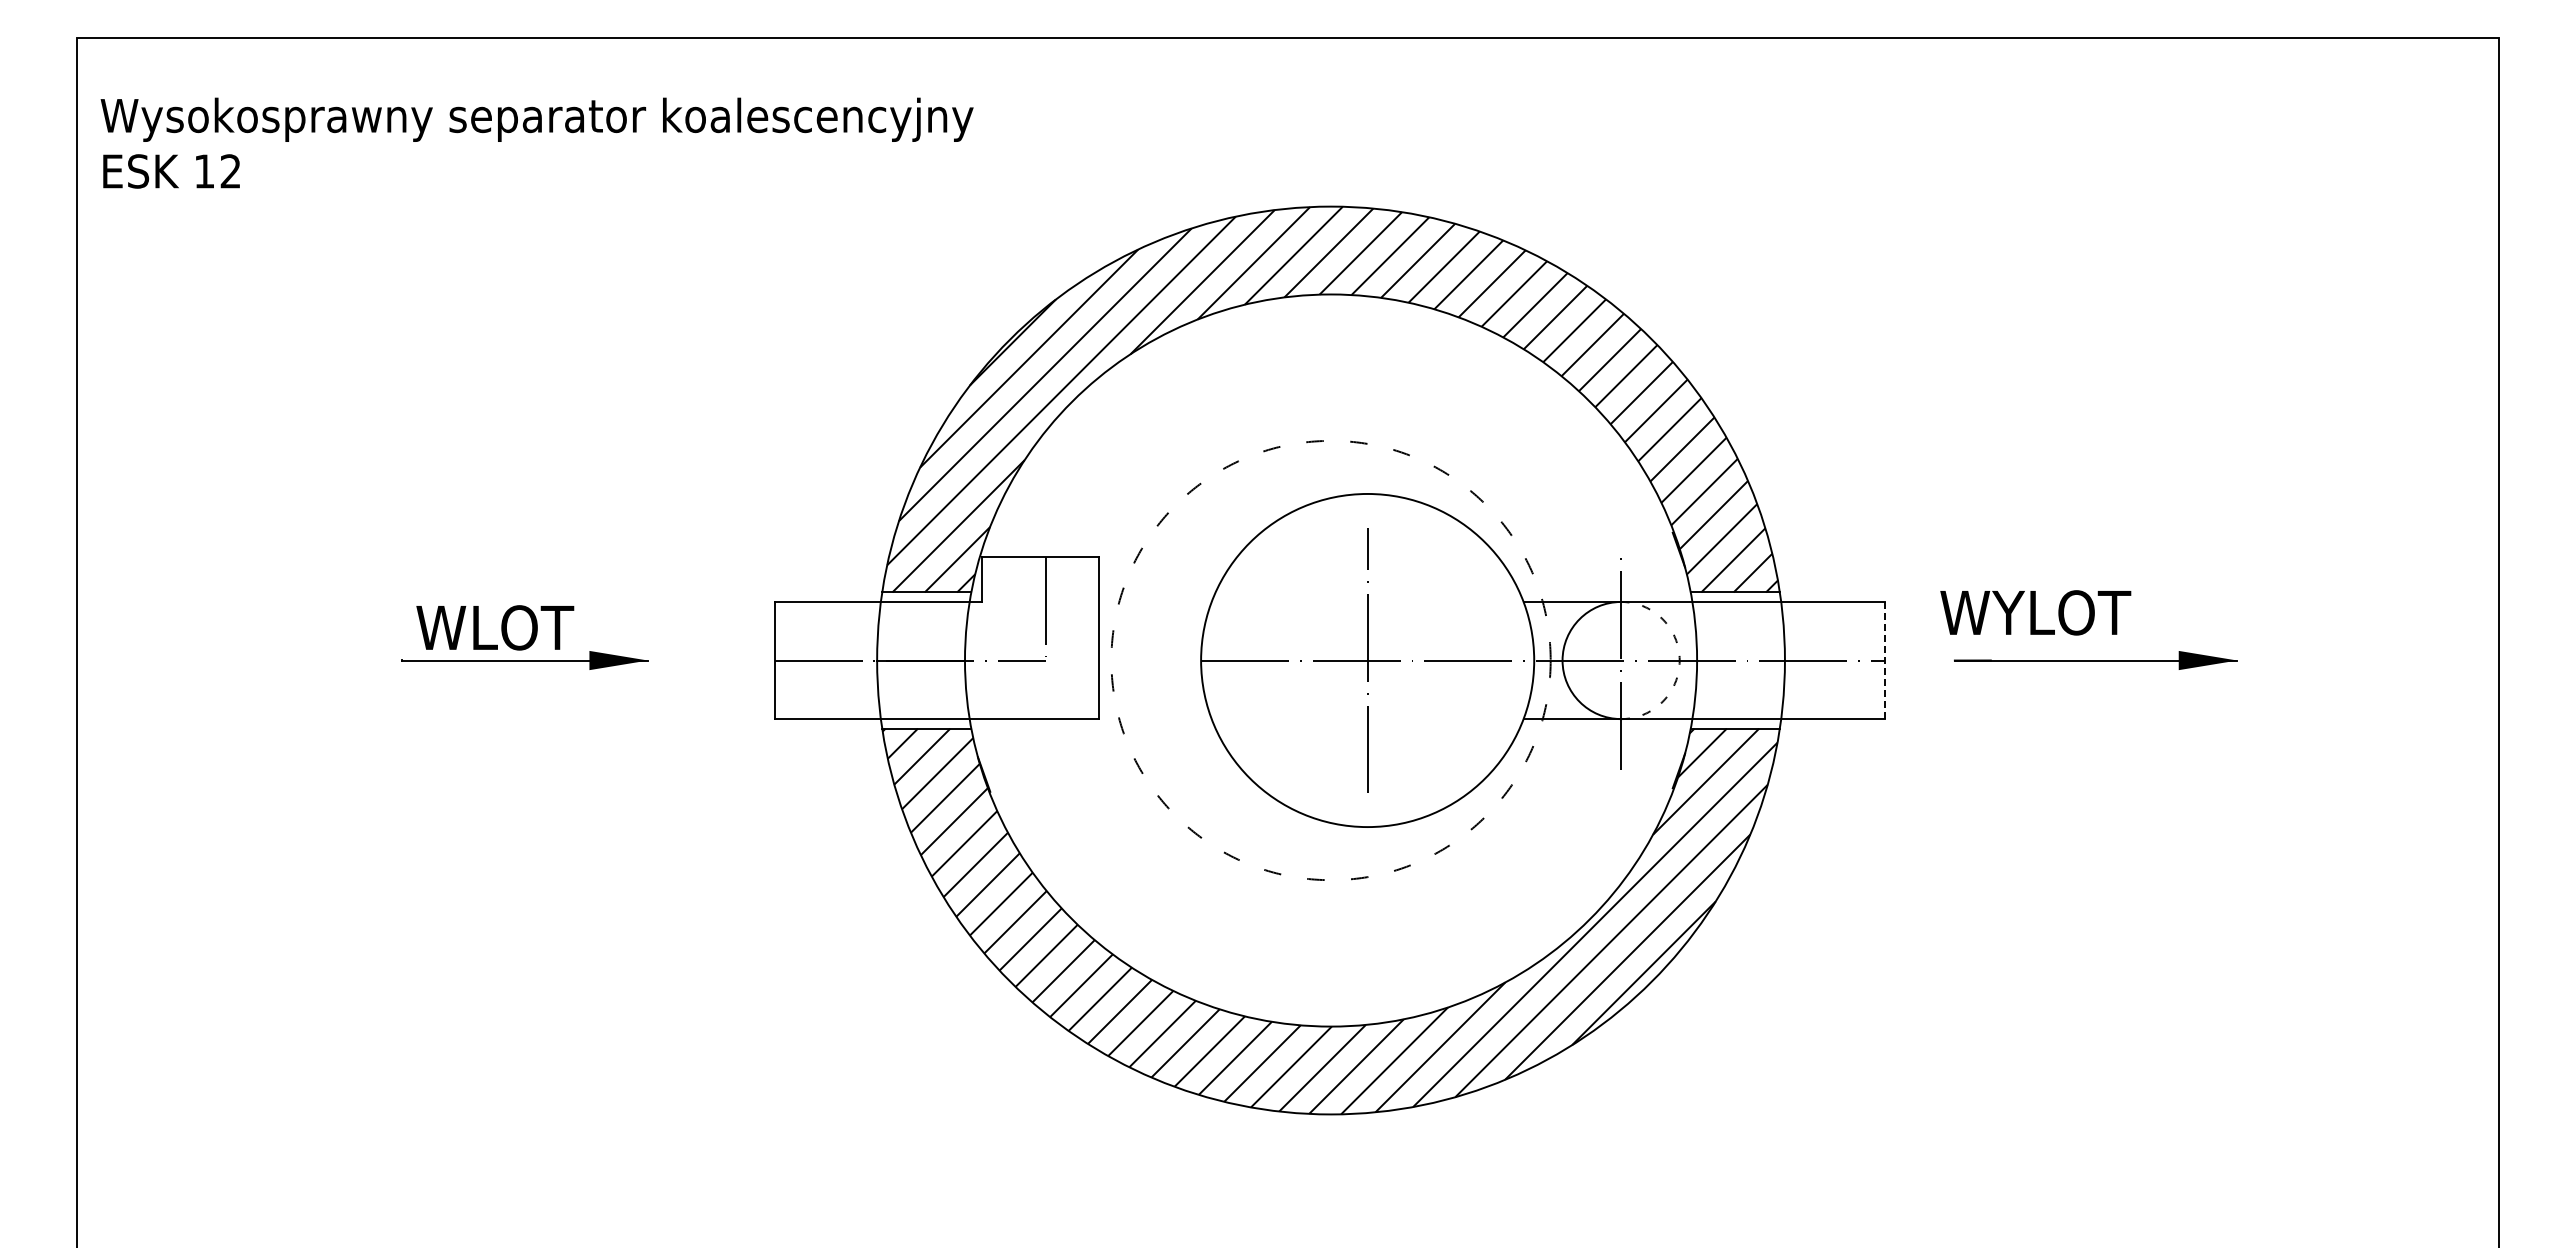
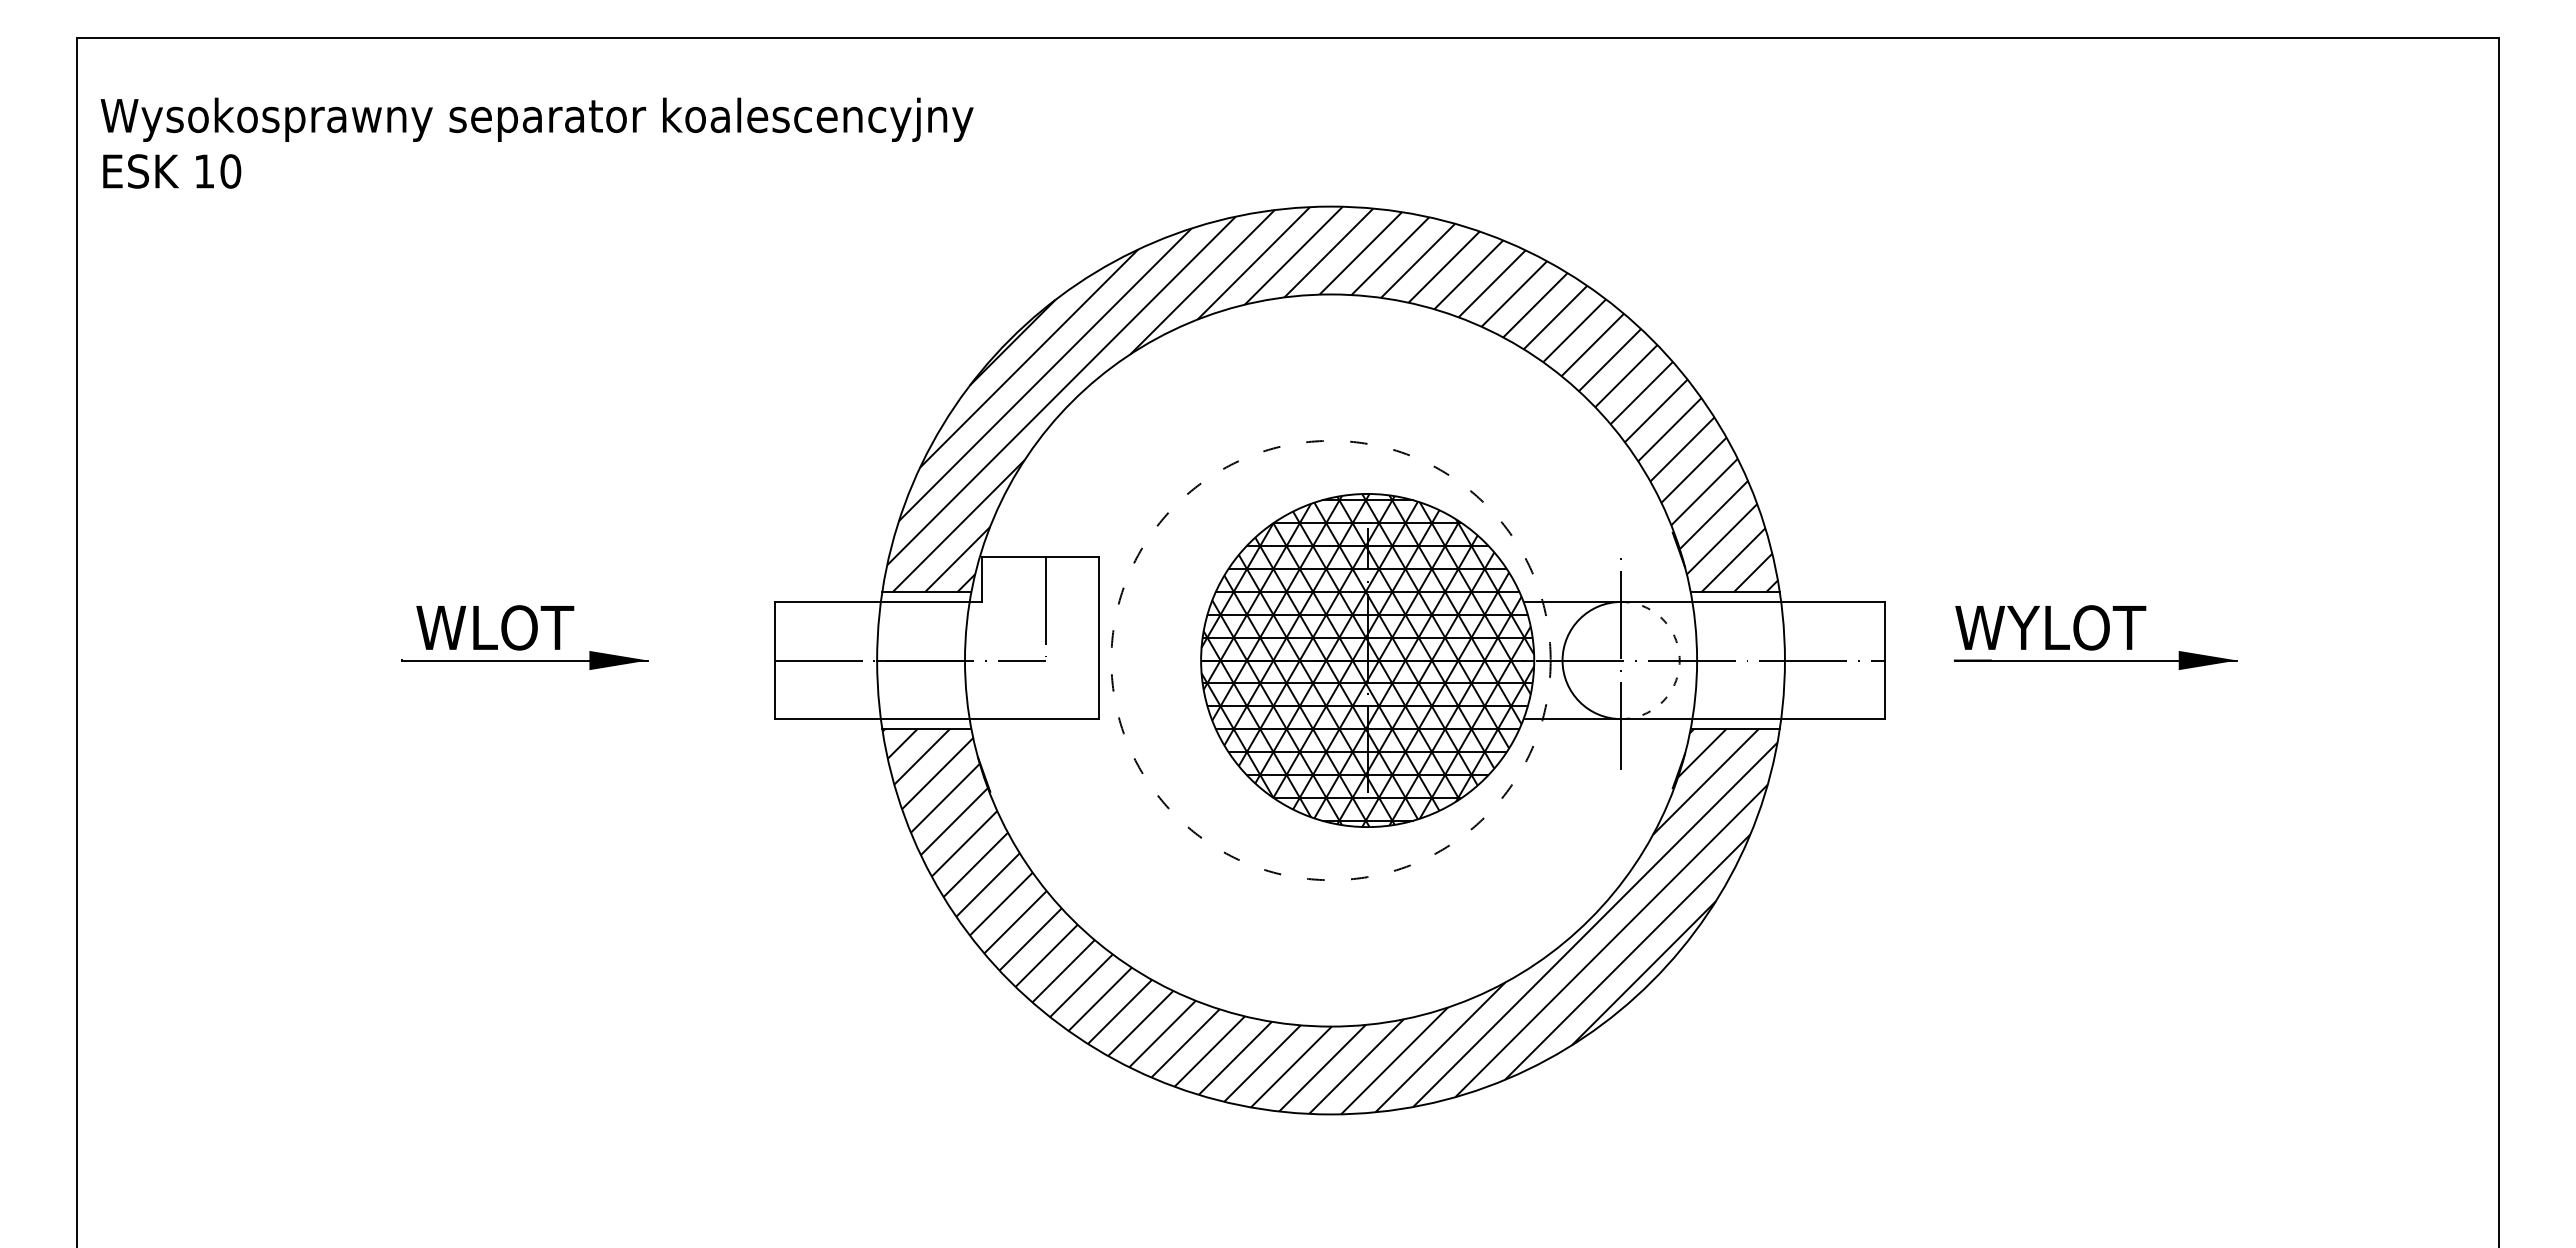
text: 12 -> 10 (230, 171)
text position: (2035, 612) -> (2050, 627) (2050, 627)
hatch: none -> present (1367, 660)
line: dashed -> solid (1884, 660)
